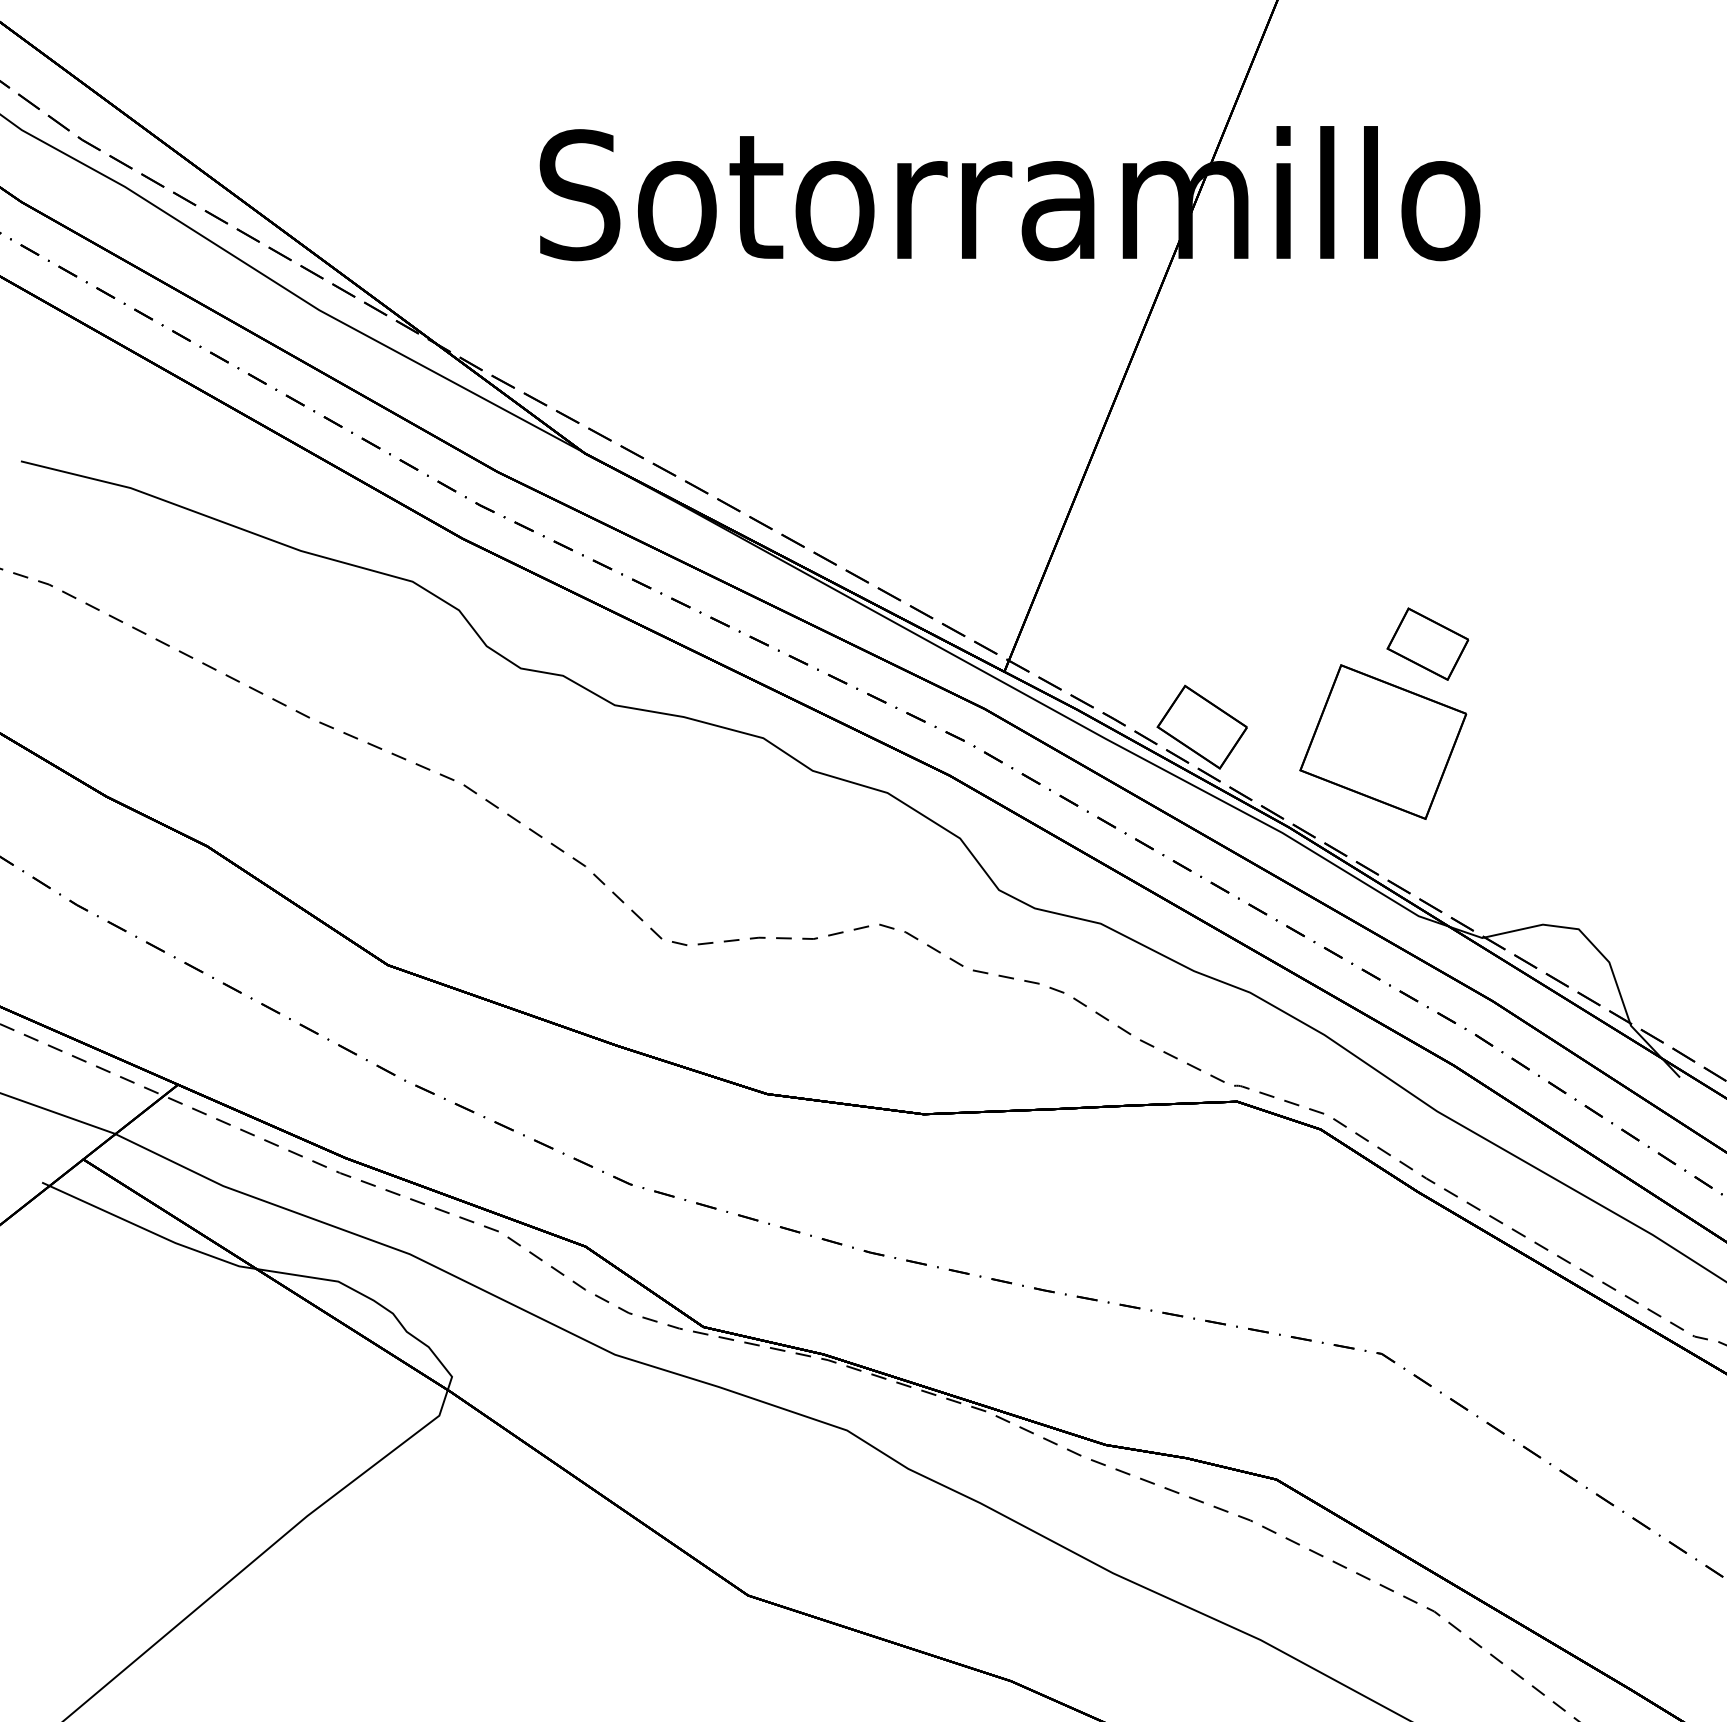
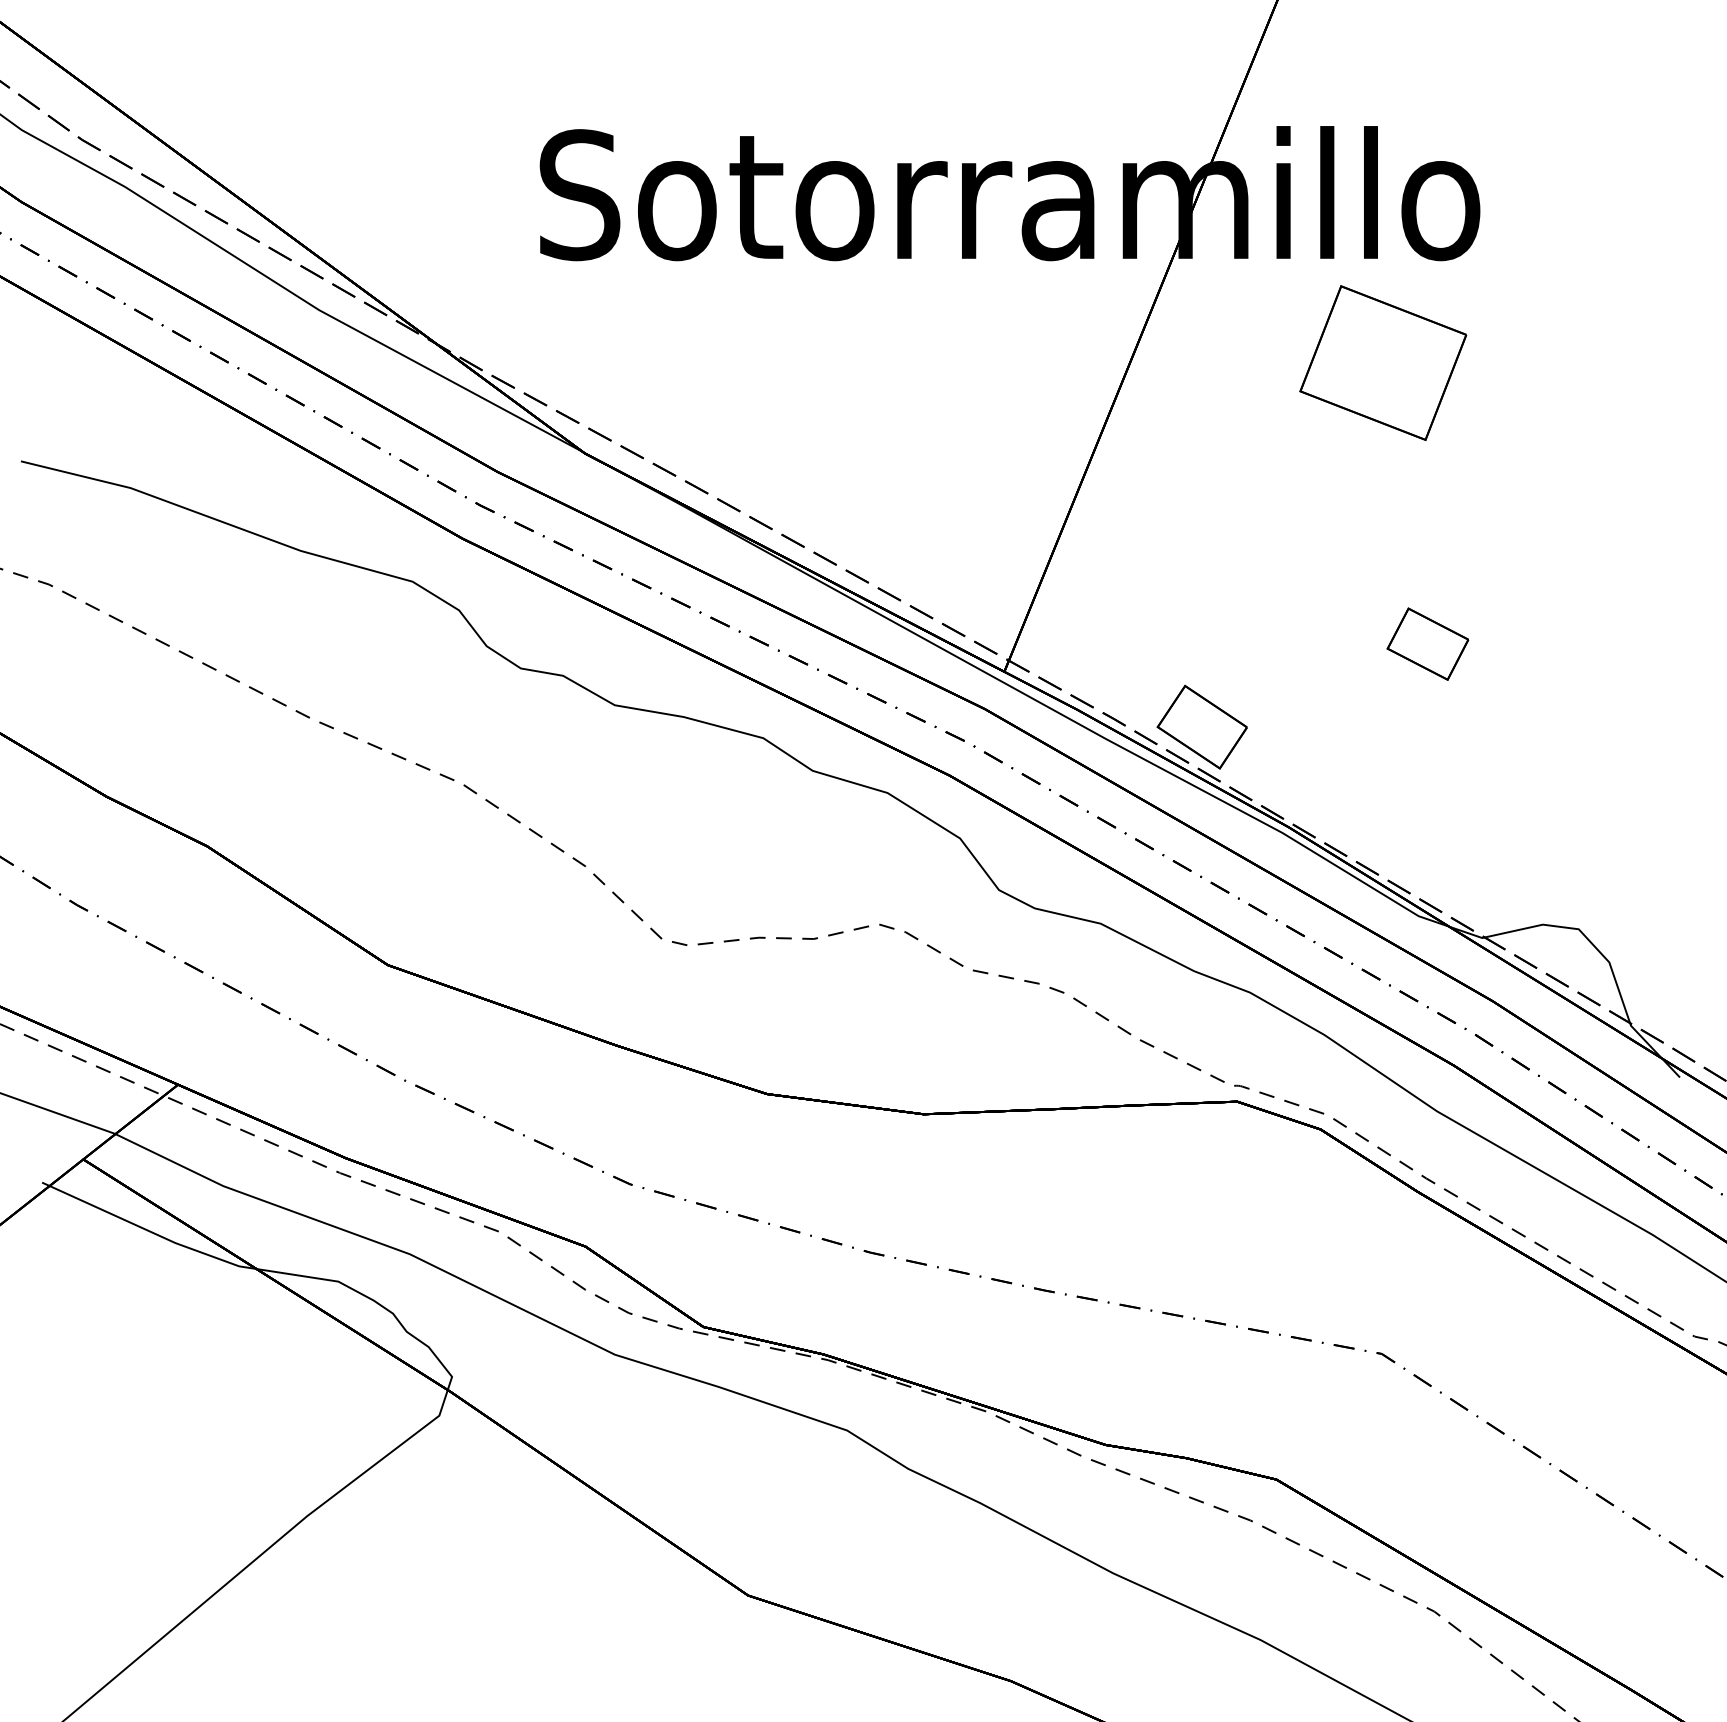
part position: (1383, 741) -> (1383, 362) (1383, 362)
